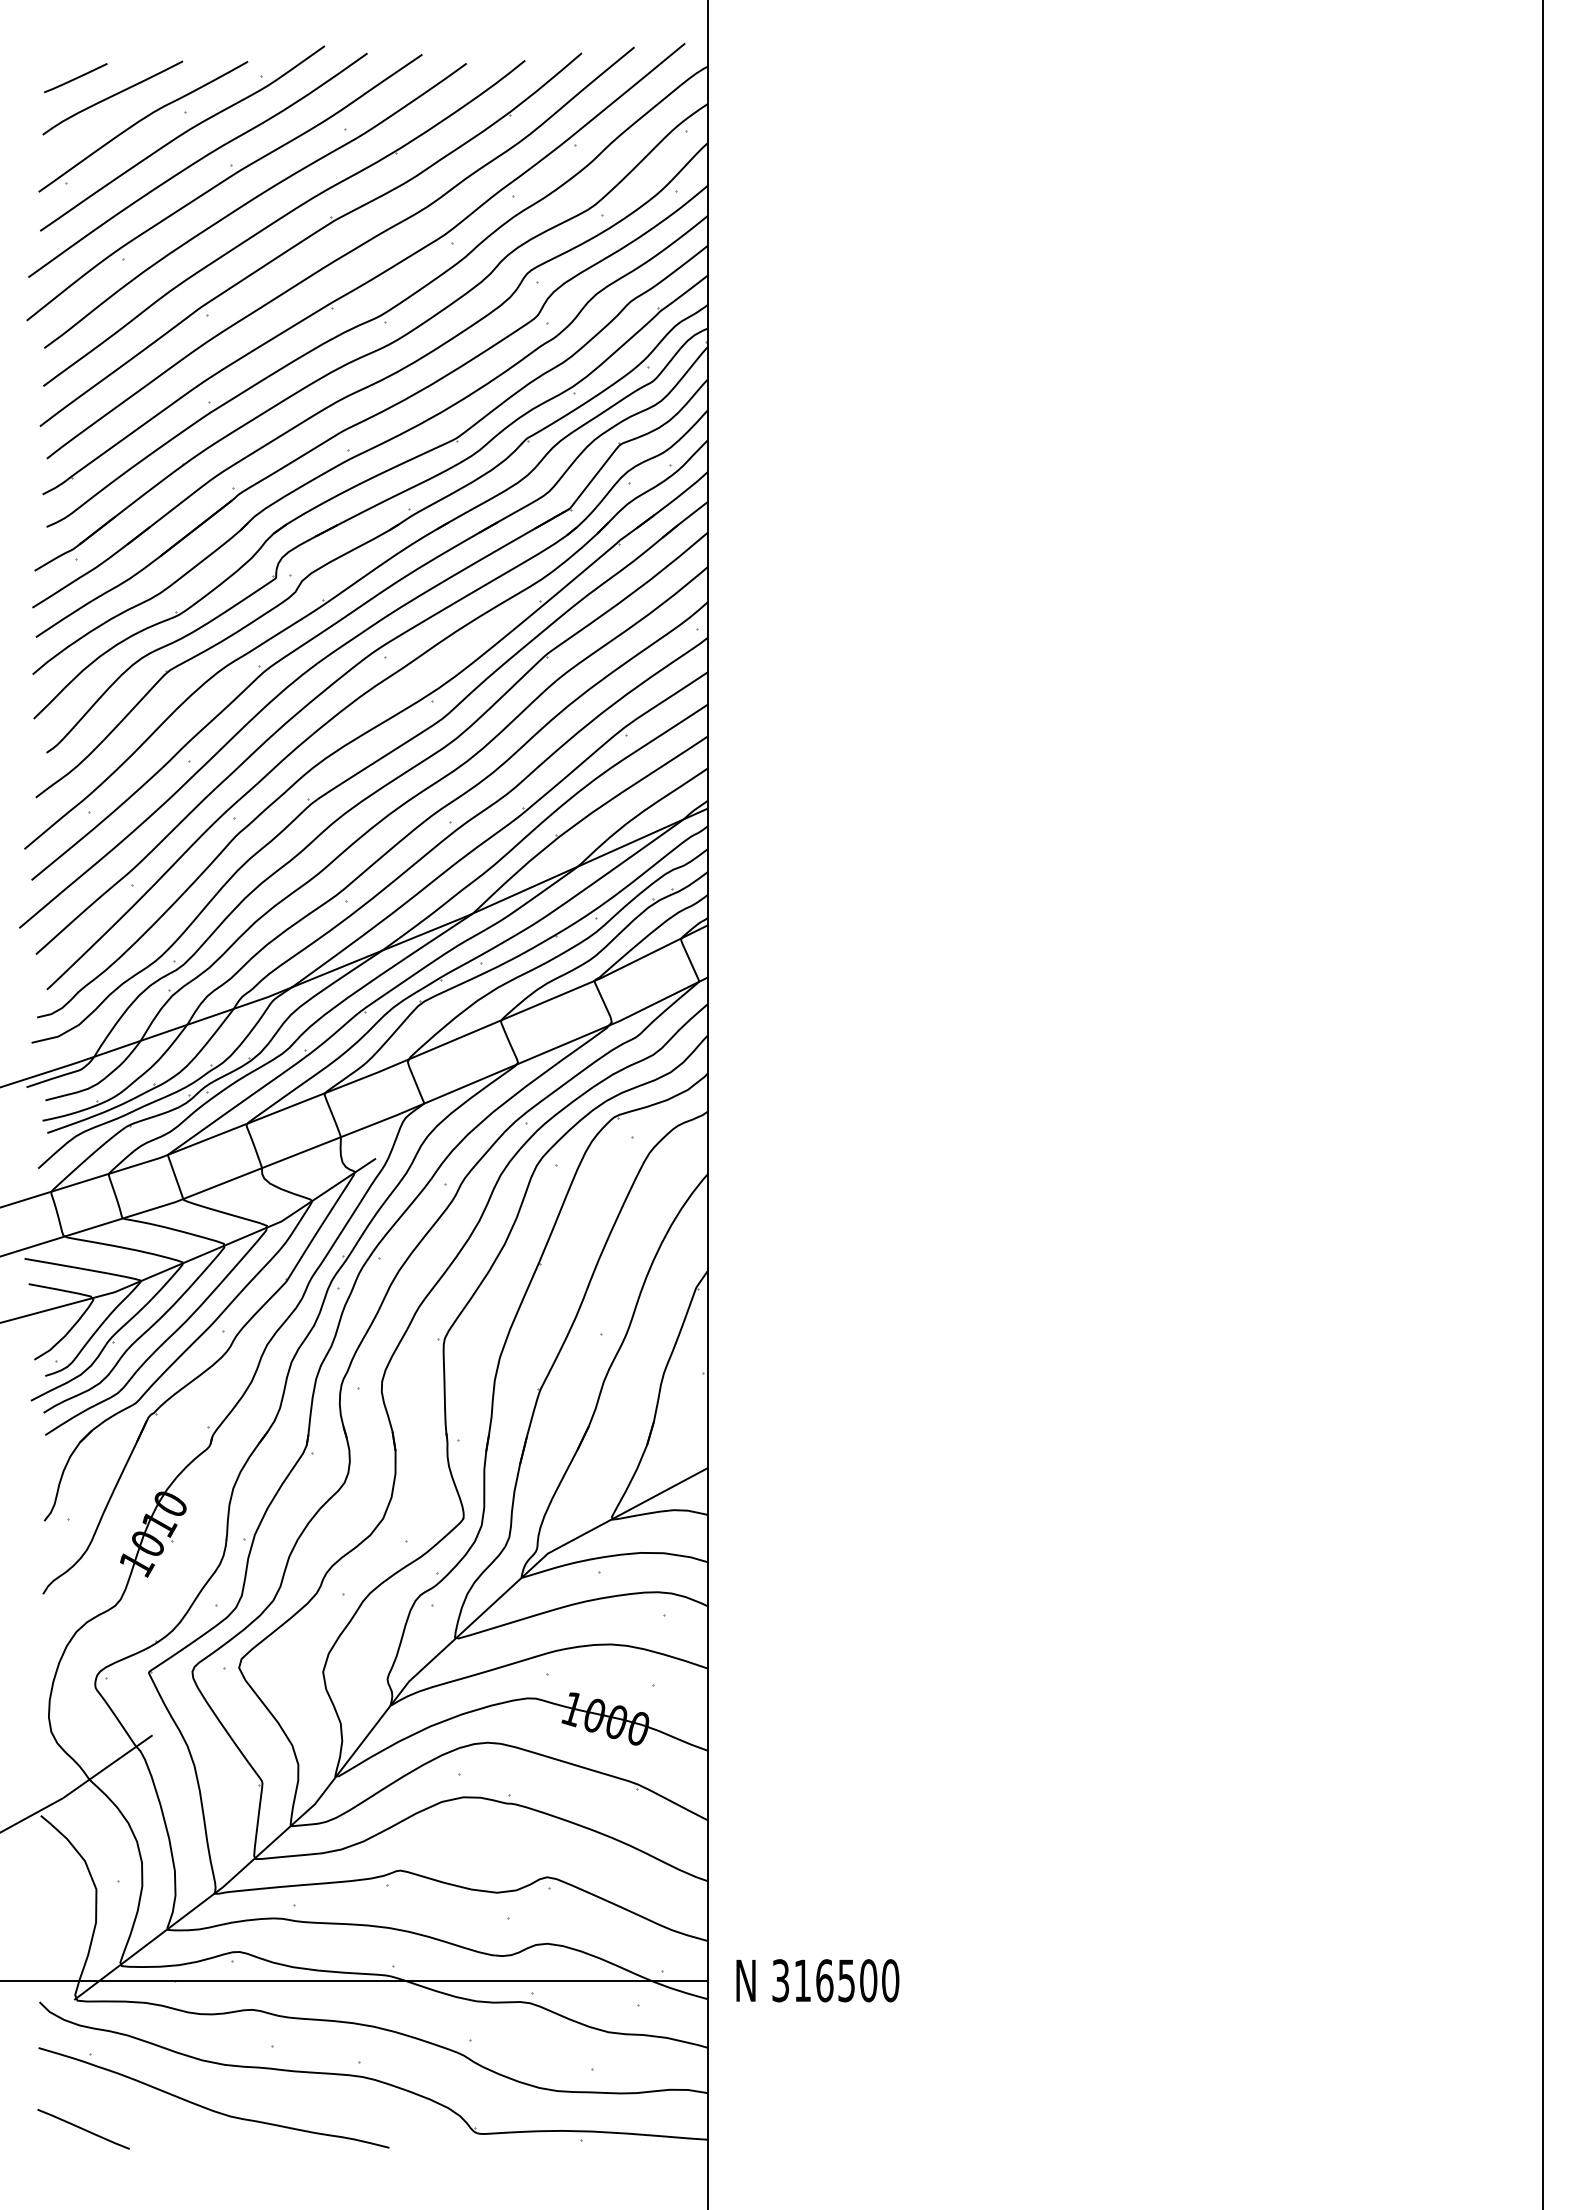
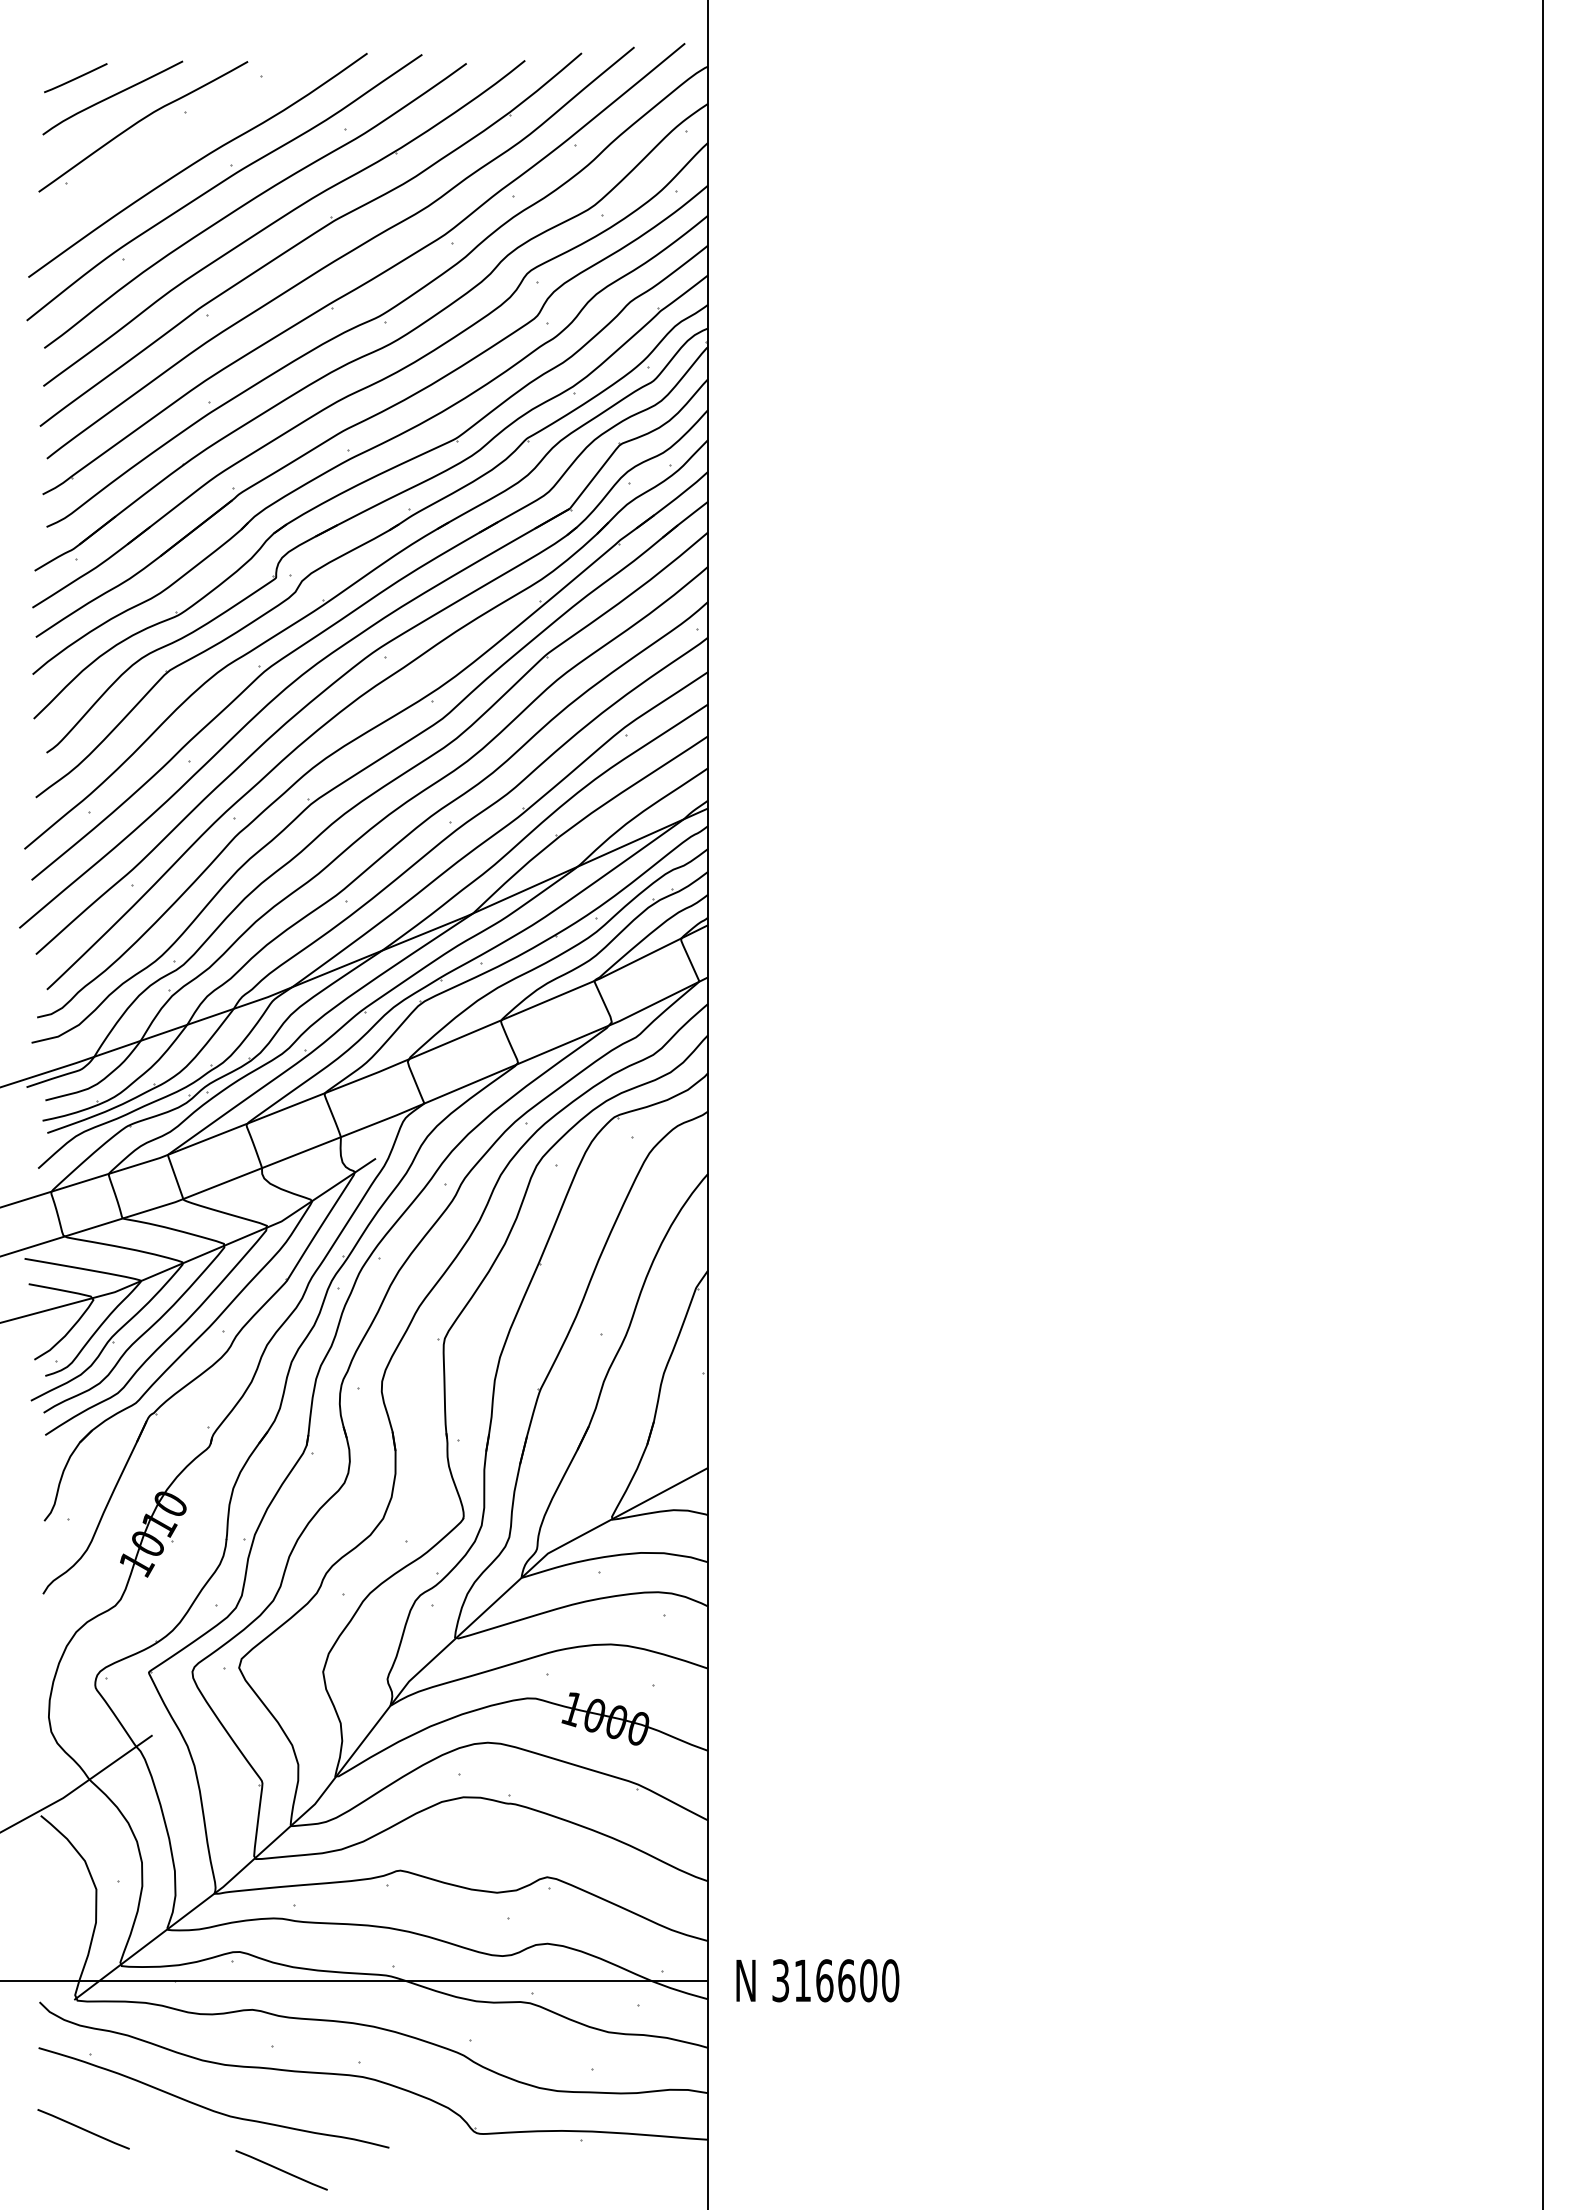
curve: present -> none (180, 136)
text: 316500 -> 316600 (846, 1980)
line: none -> present (281, 2170)
